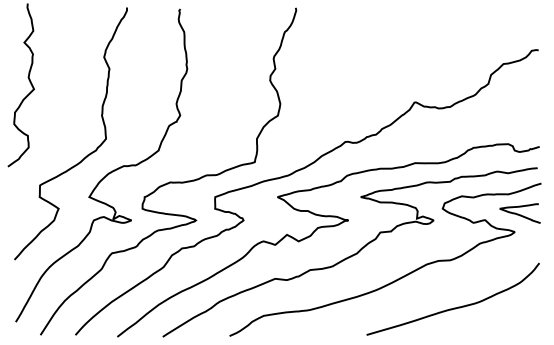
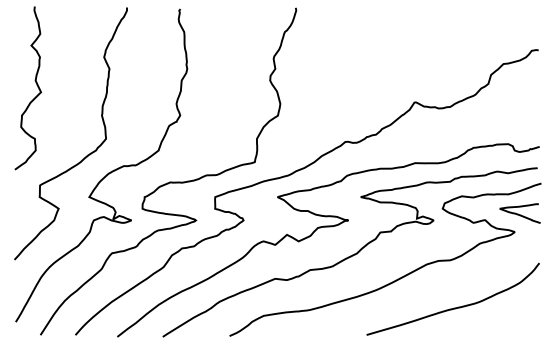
curve position: (28, 80) -> (35, 83) (35, 83)
